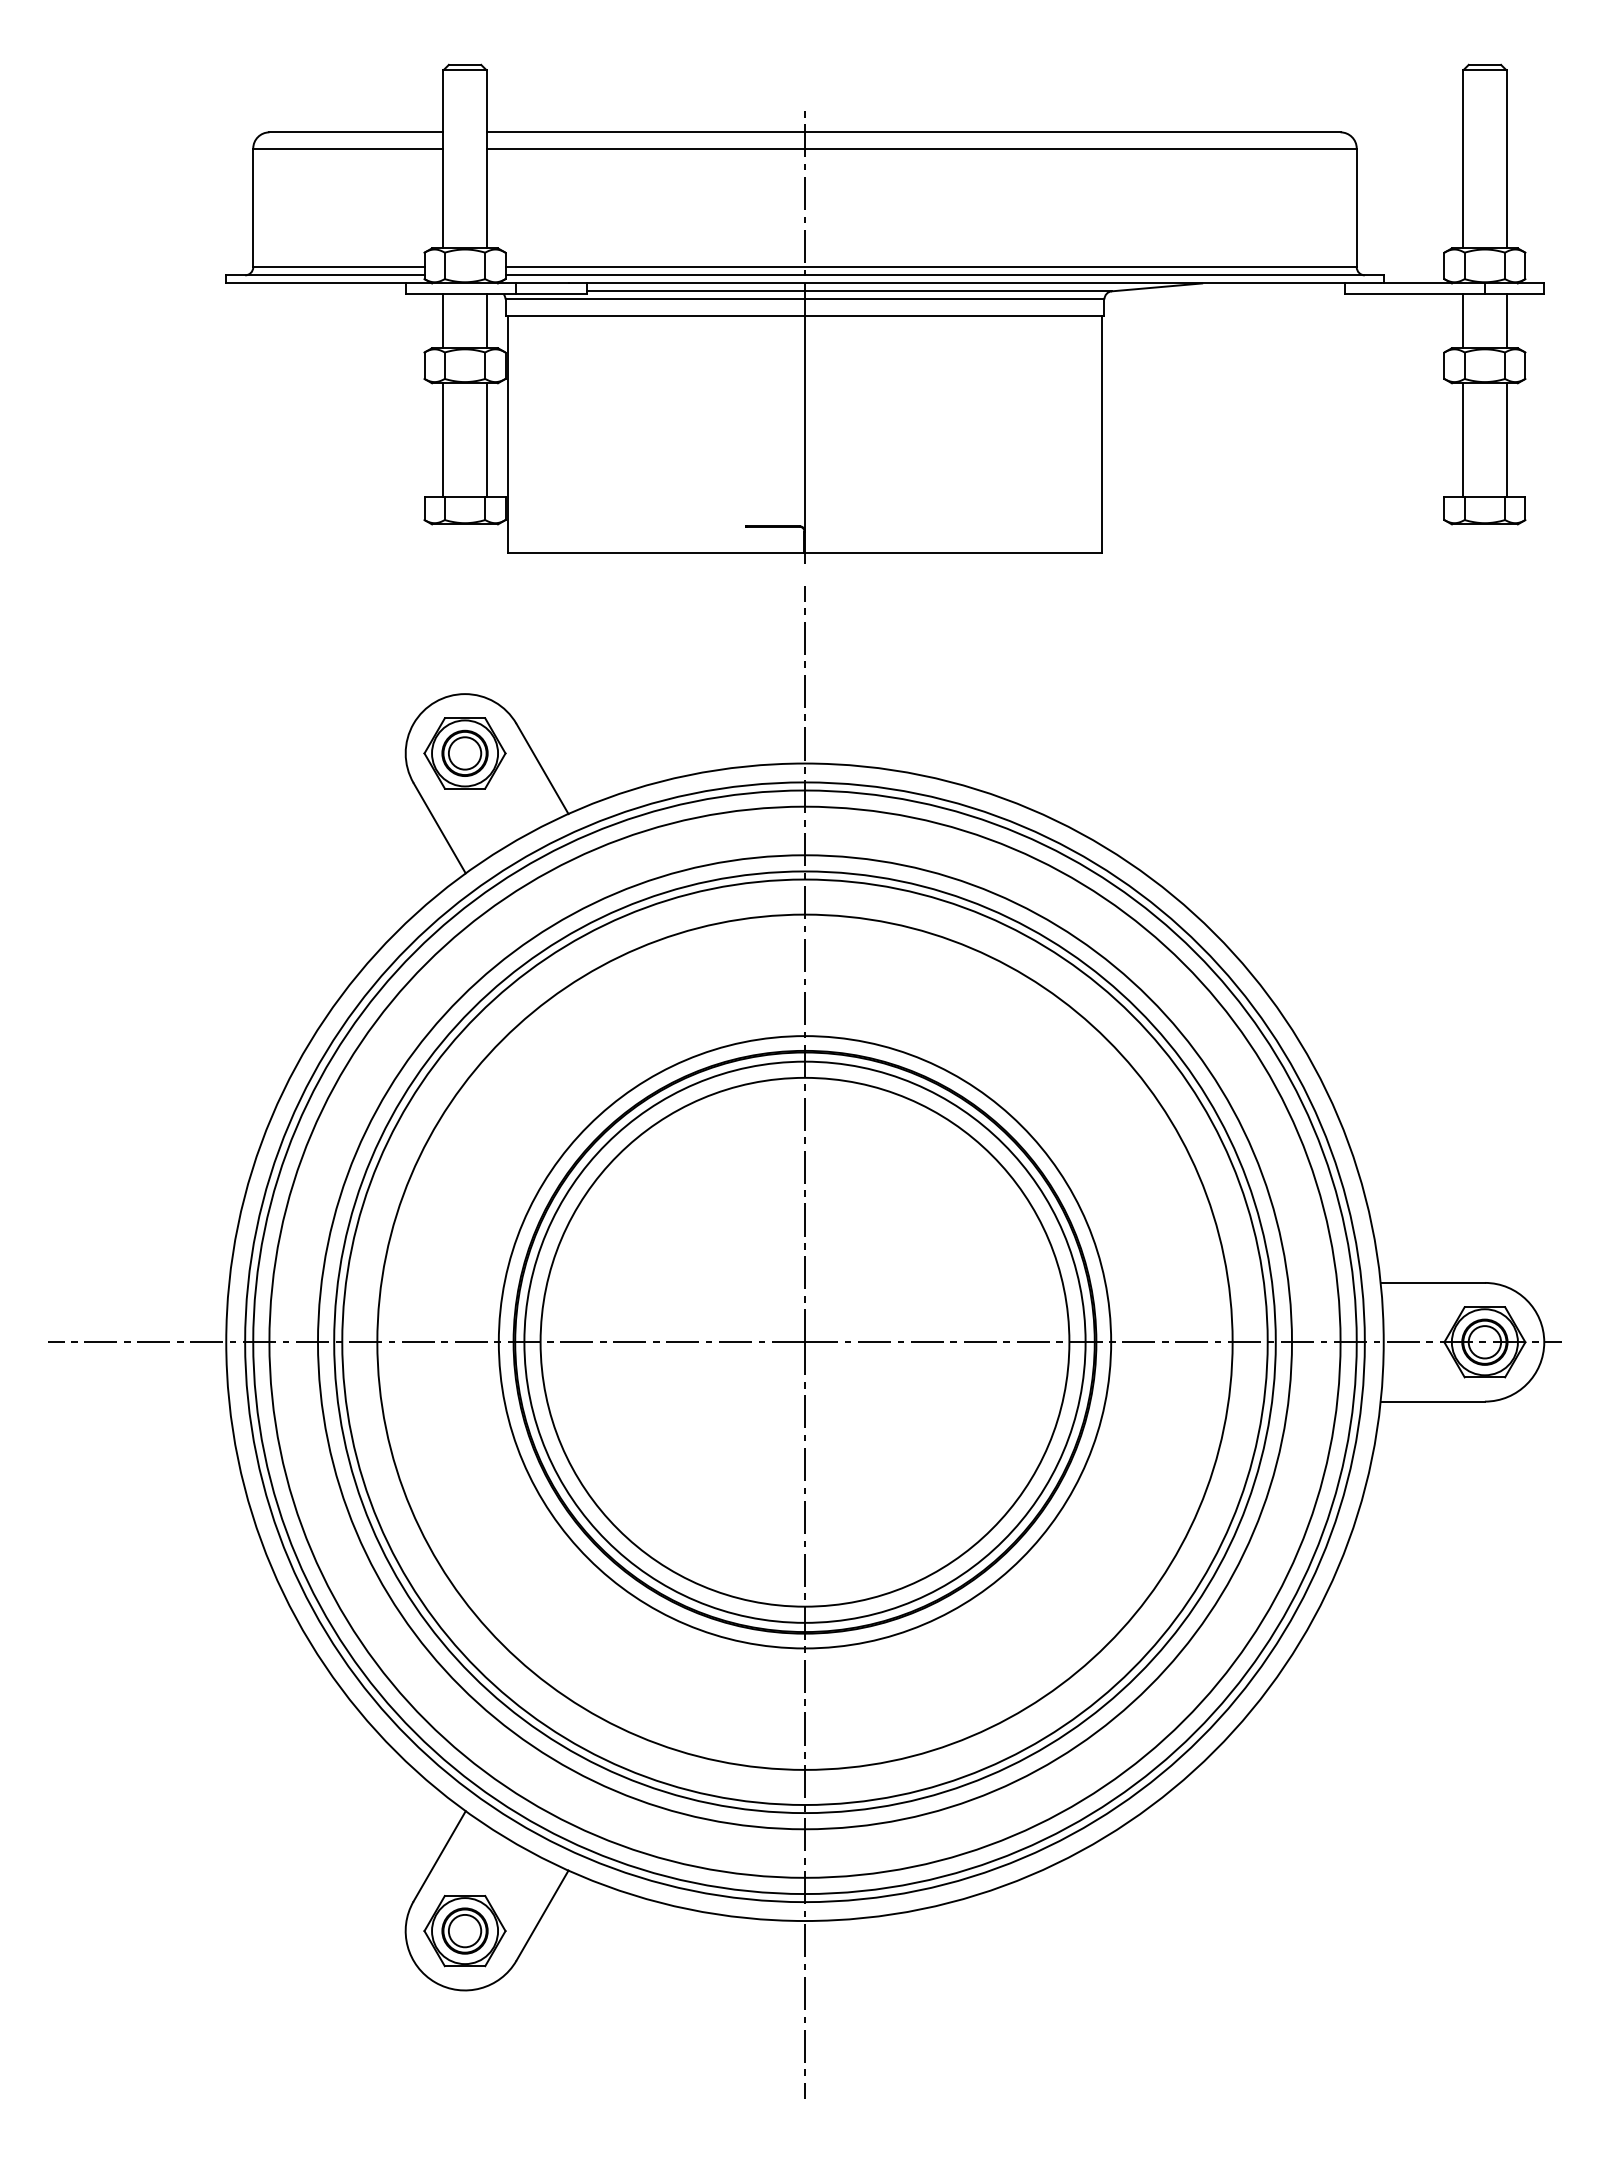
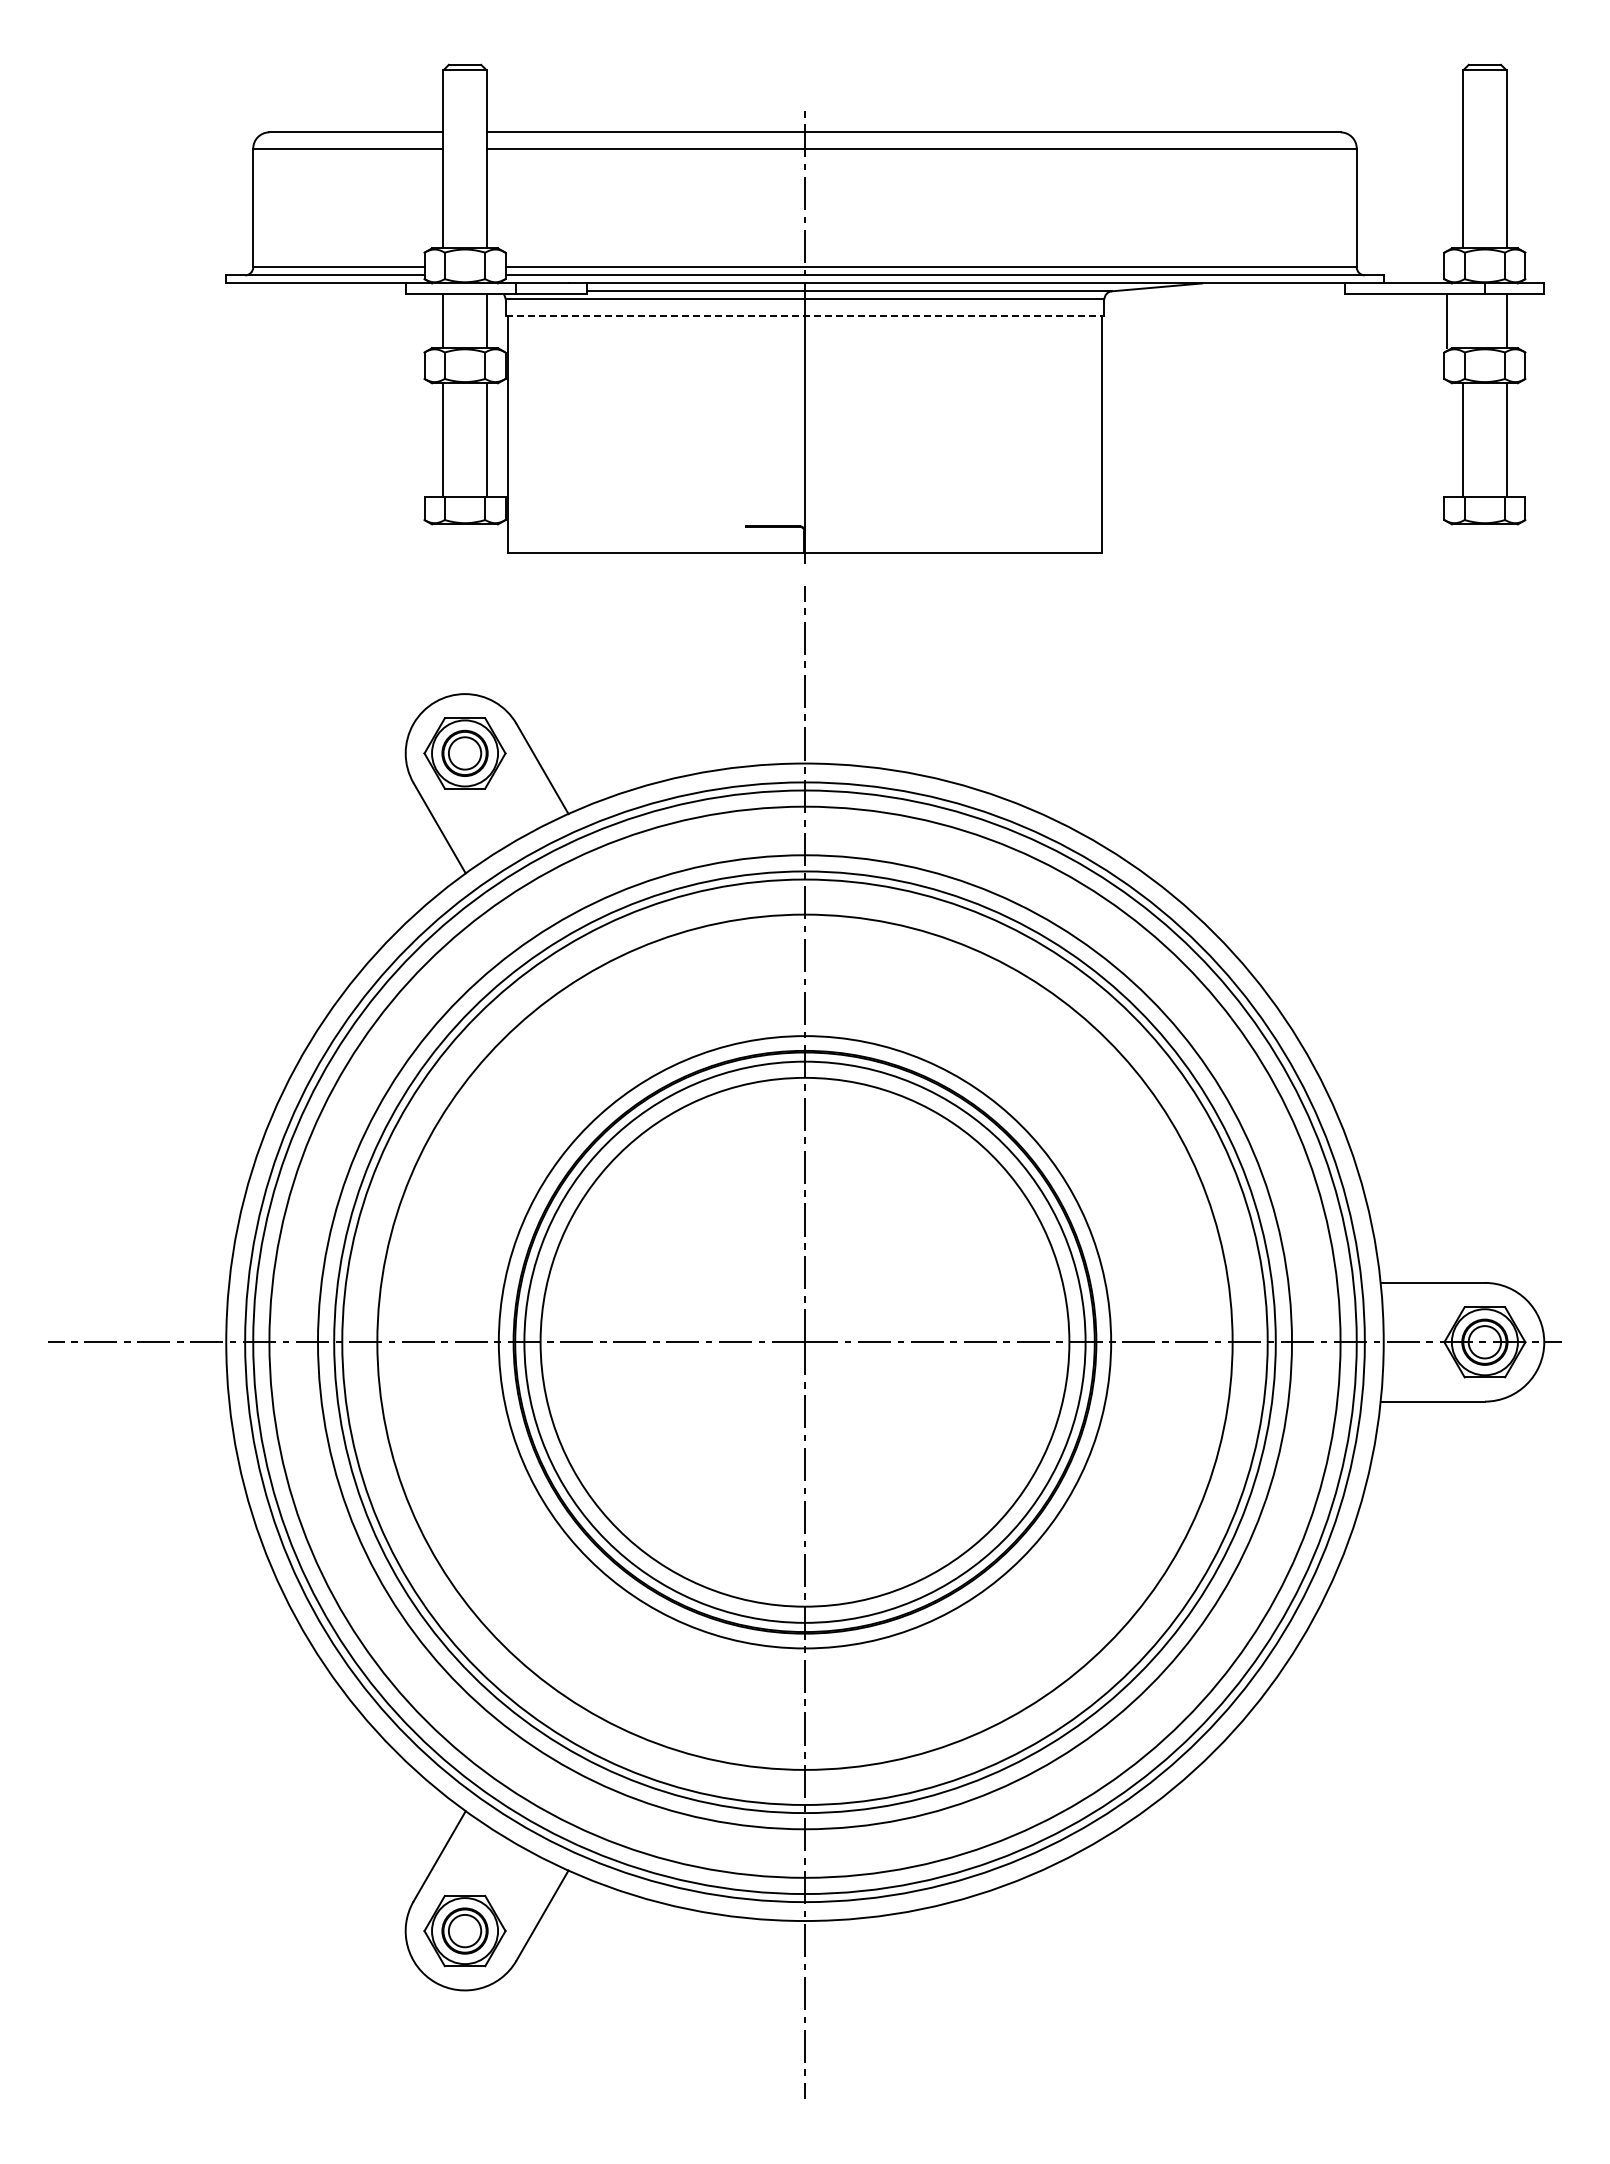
line: solid -> dashed (805, 315)
line position: (1463, 321) -> (1447, 321) (1447, 321)
